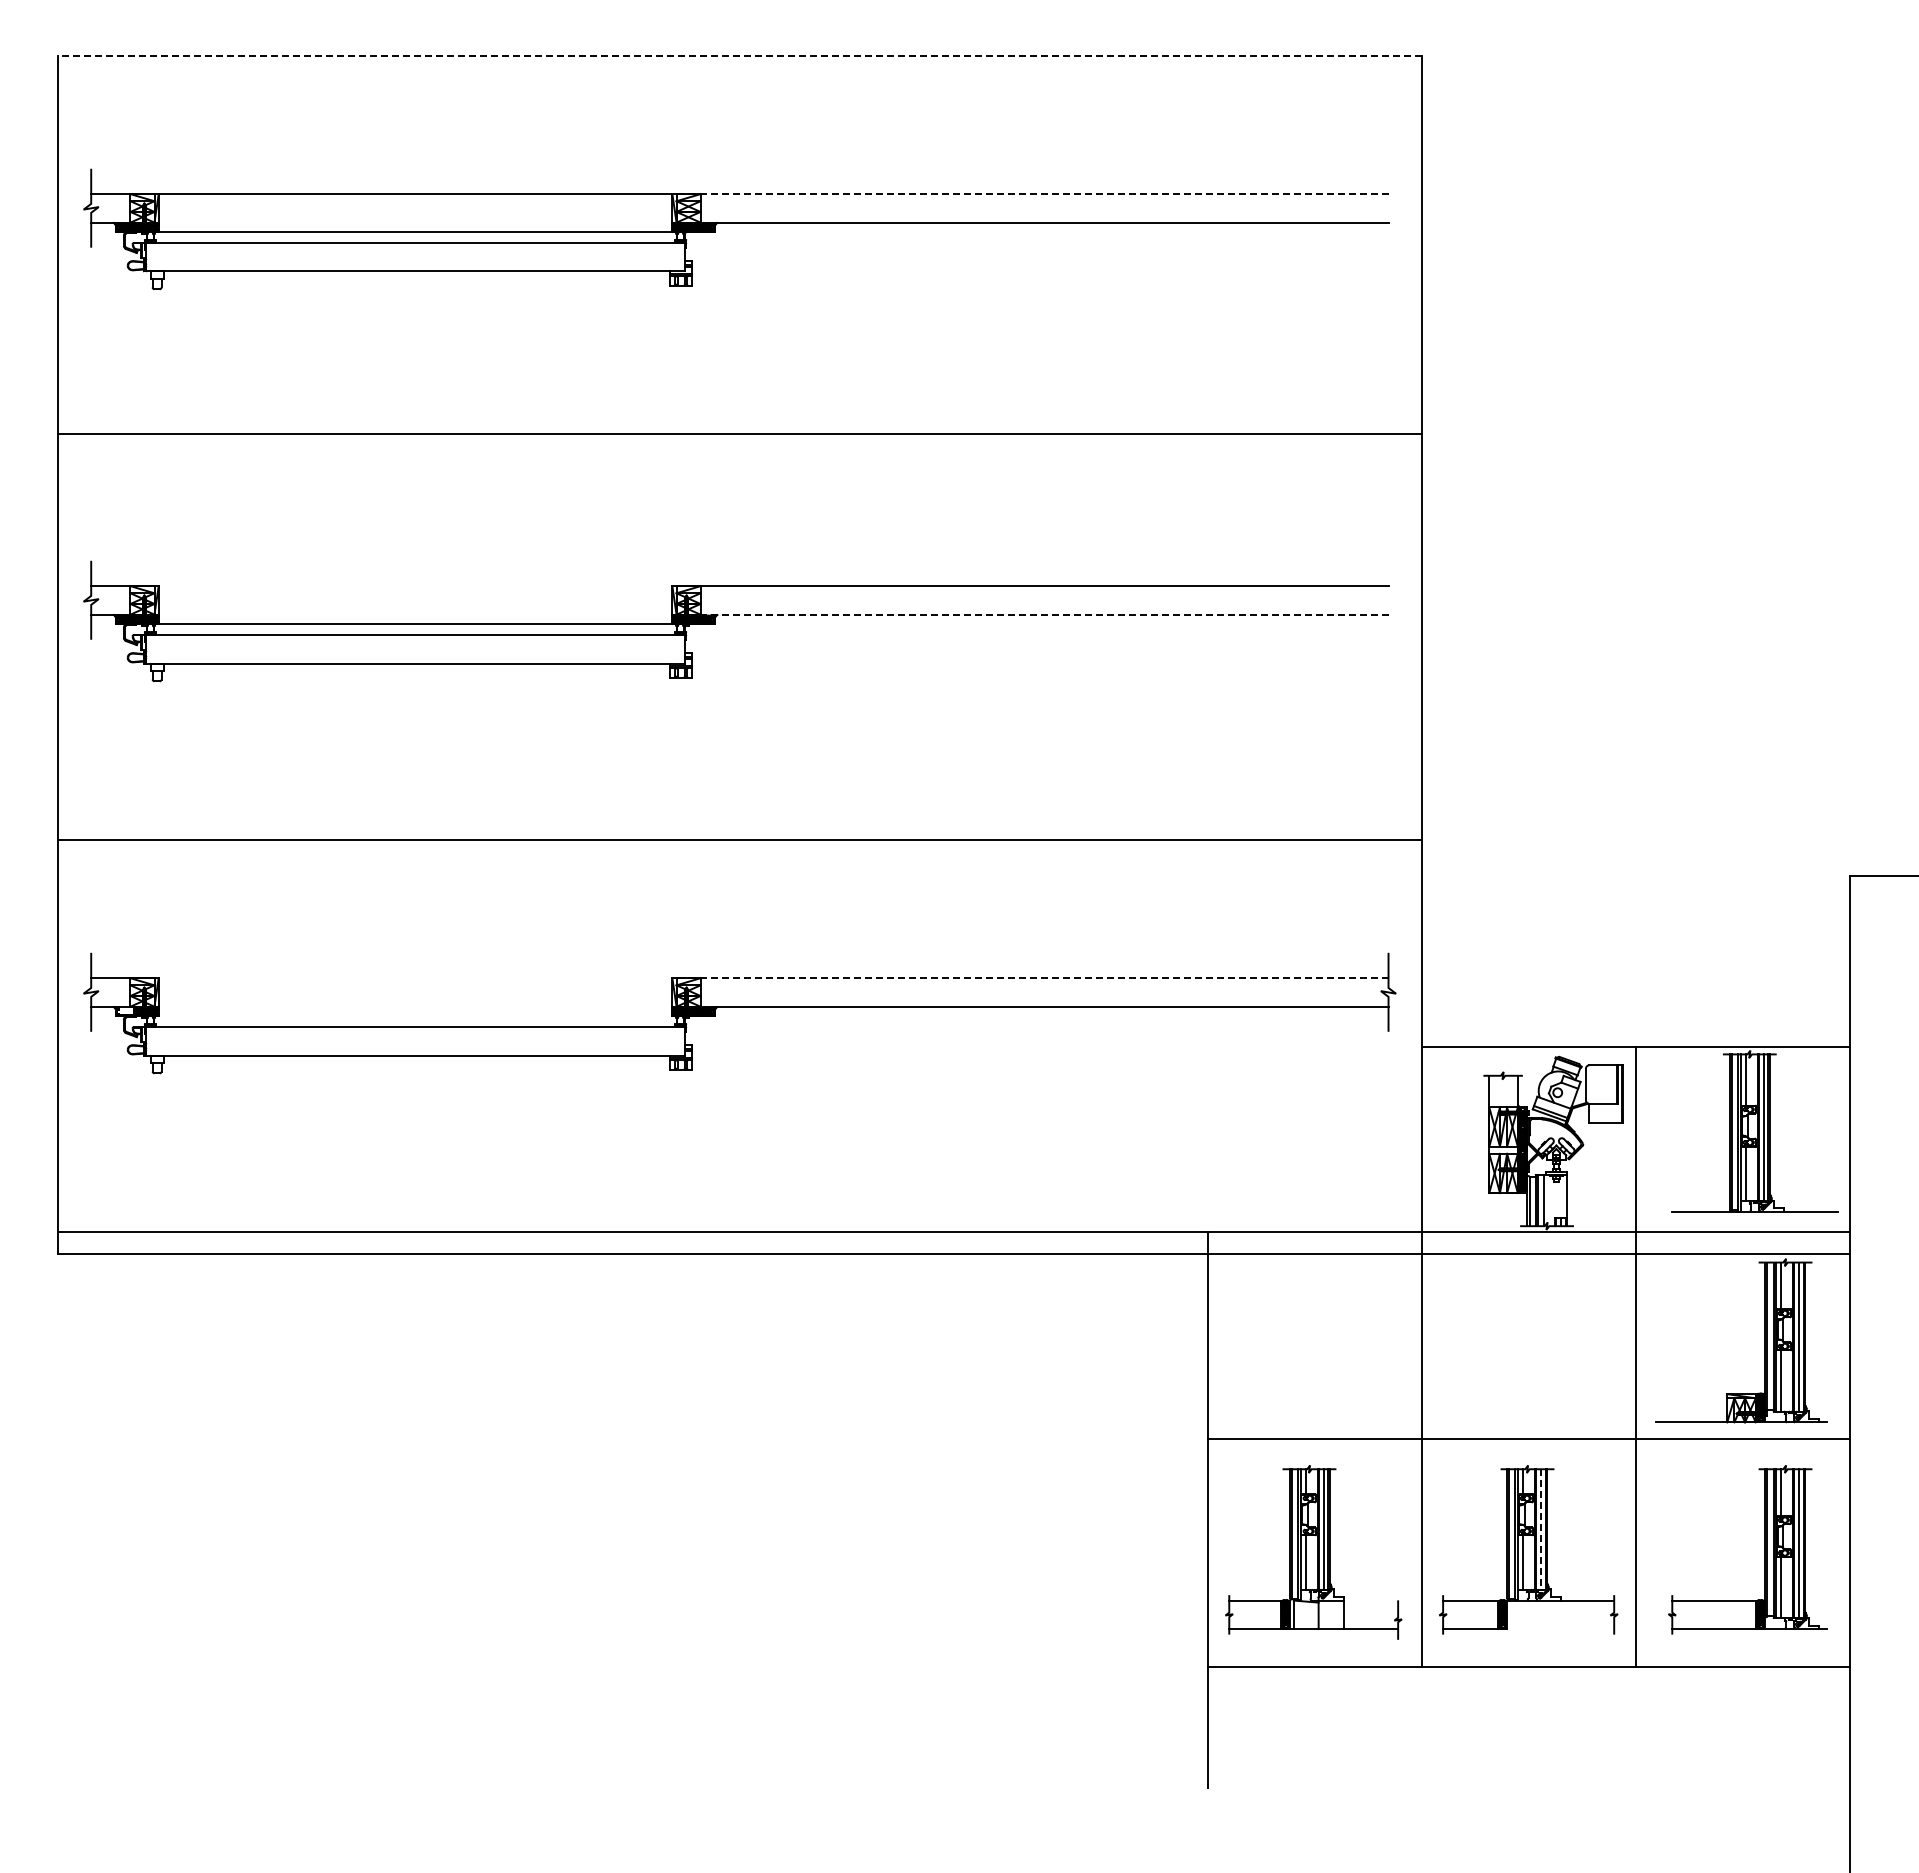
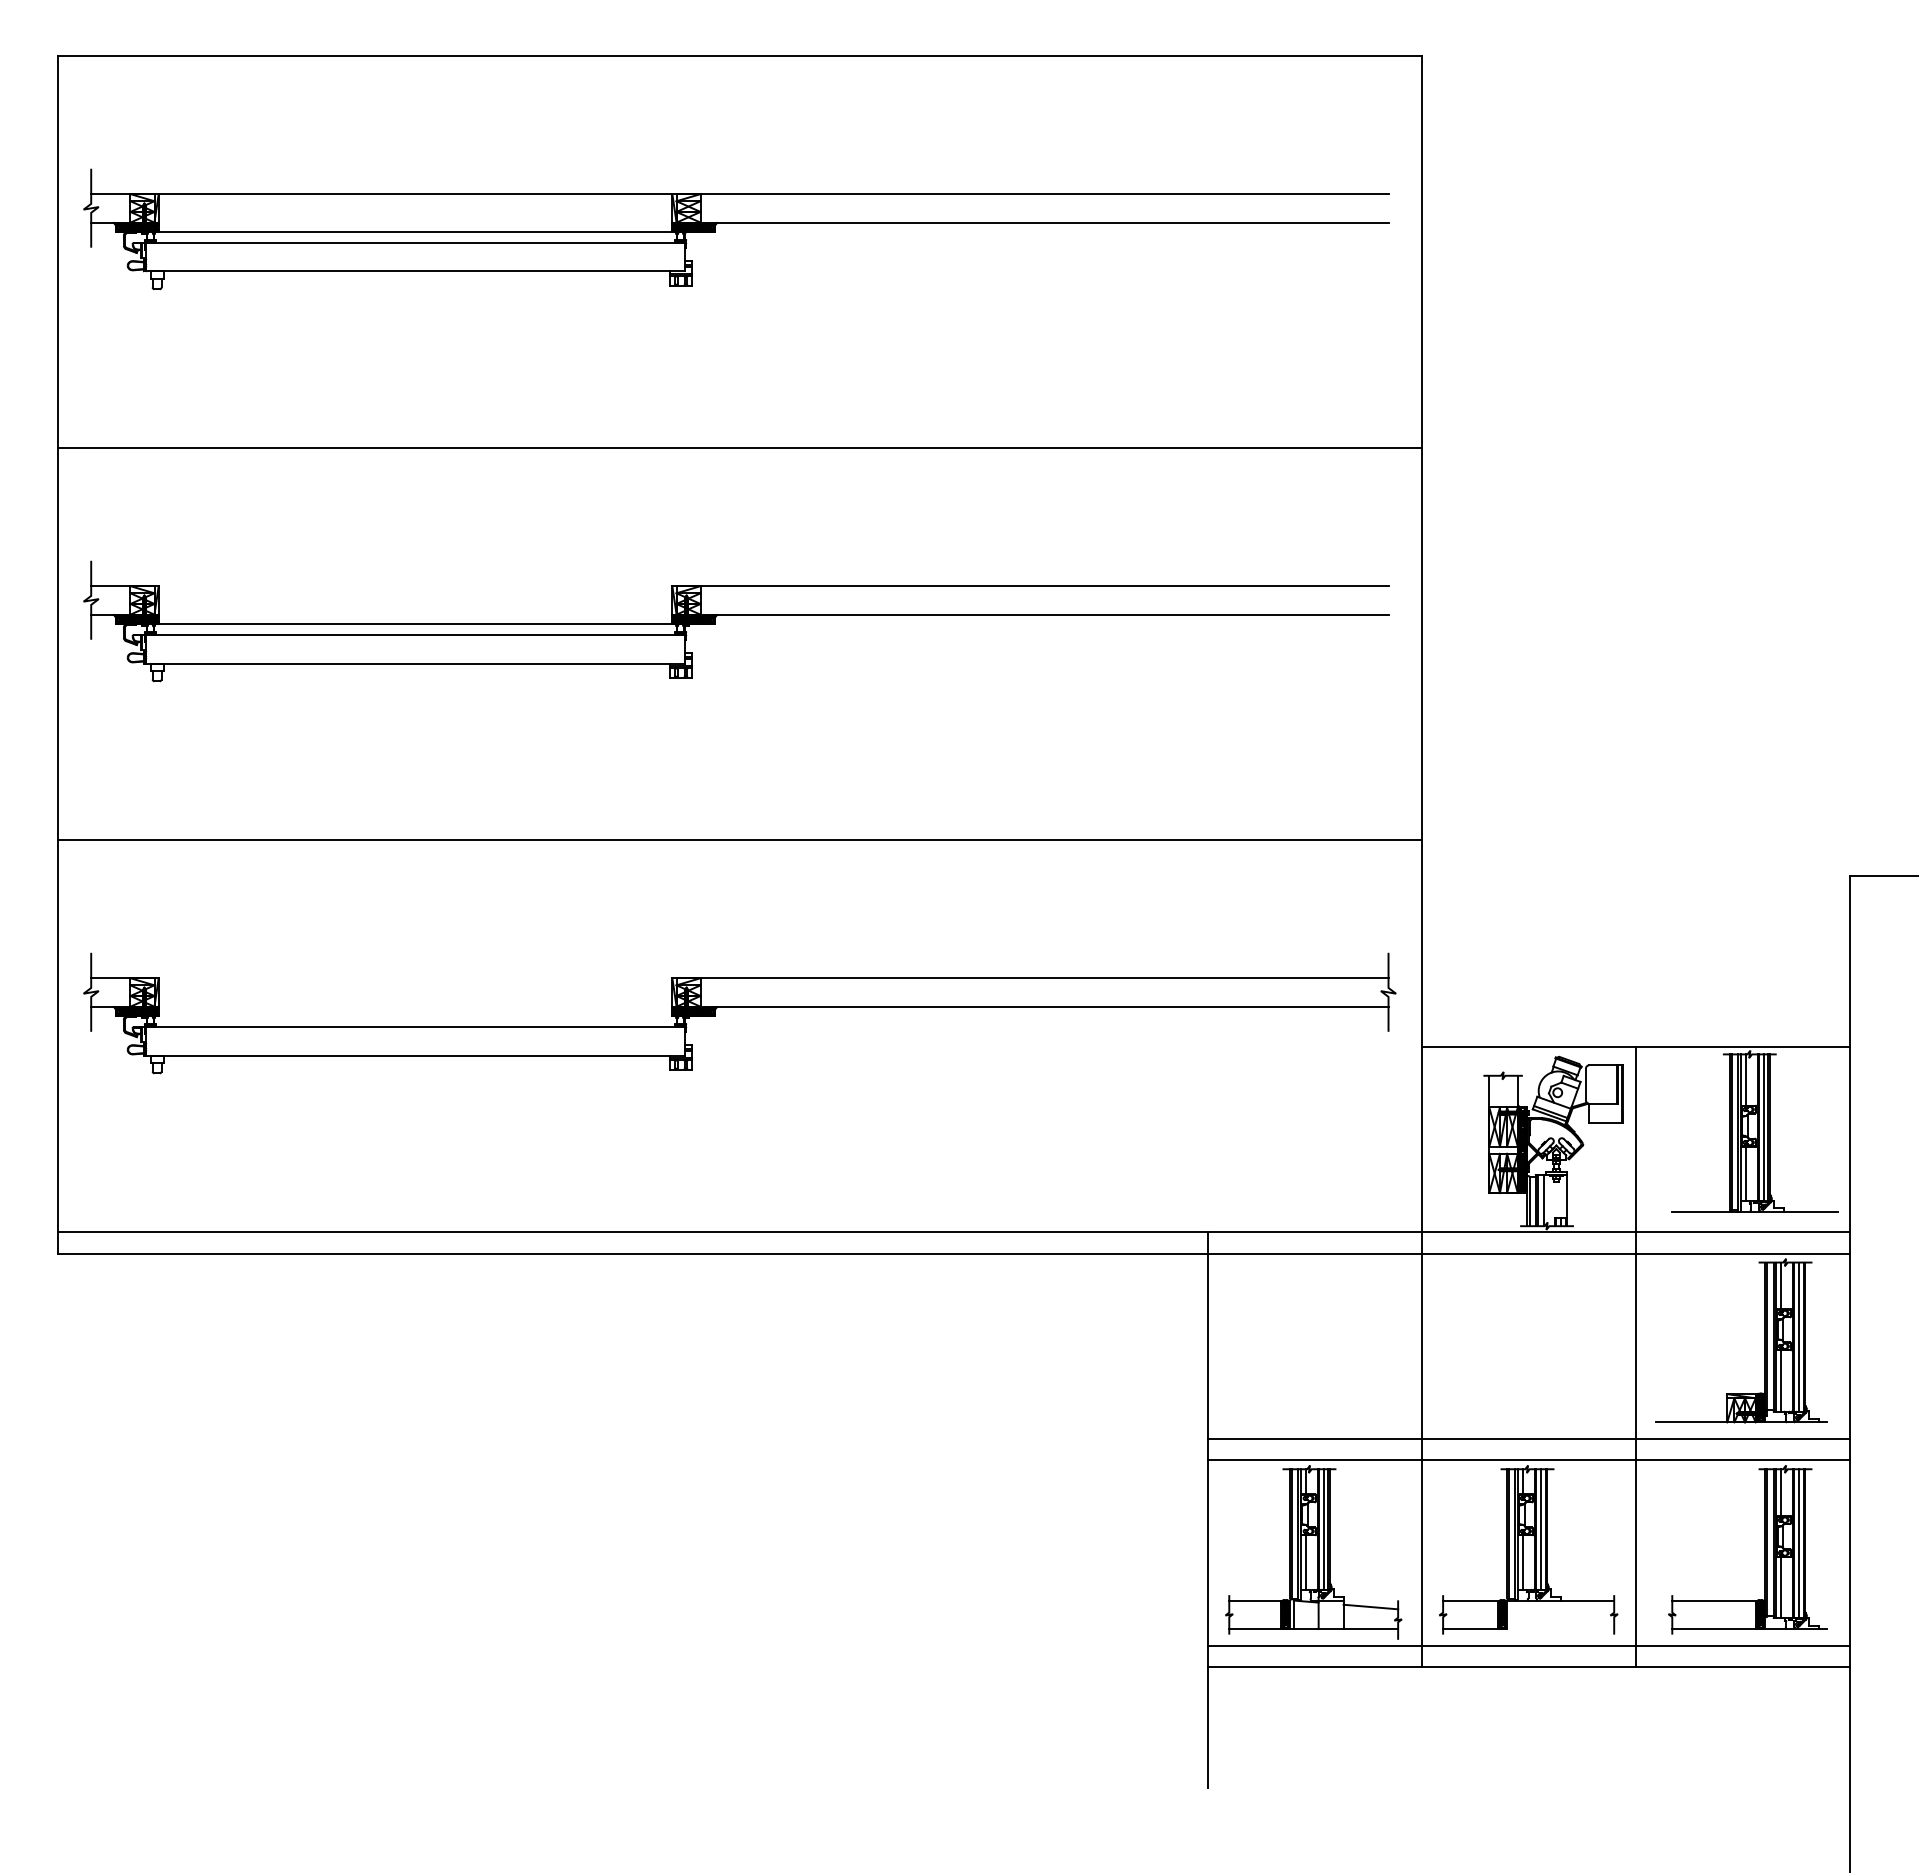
line: dashed -> solid (739, 56)
line: dashed -> solid (1033, 194)
line position: (739, 434) -> (739, 448) (739, 448)
line: dashed -> solid (1033, 614)
line: dashed -> solid (1033, 978)
hatch: none -> present (125, 1011)
line: none -> present (1528, 1460)
line: dashed -> solid (1540, 1529)
line: none -> present (1370, 1606)
line: none -> present (1528, 1645)
